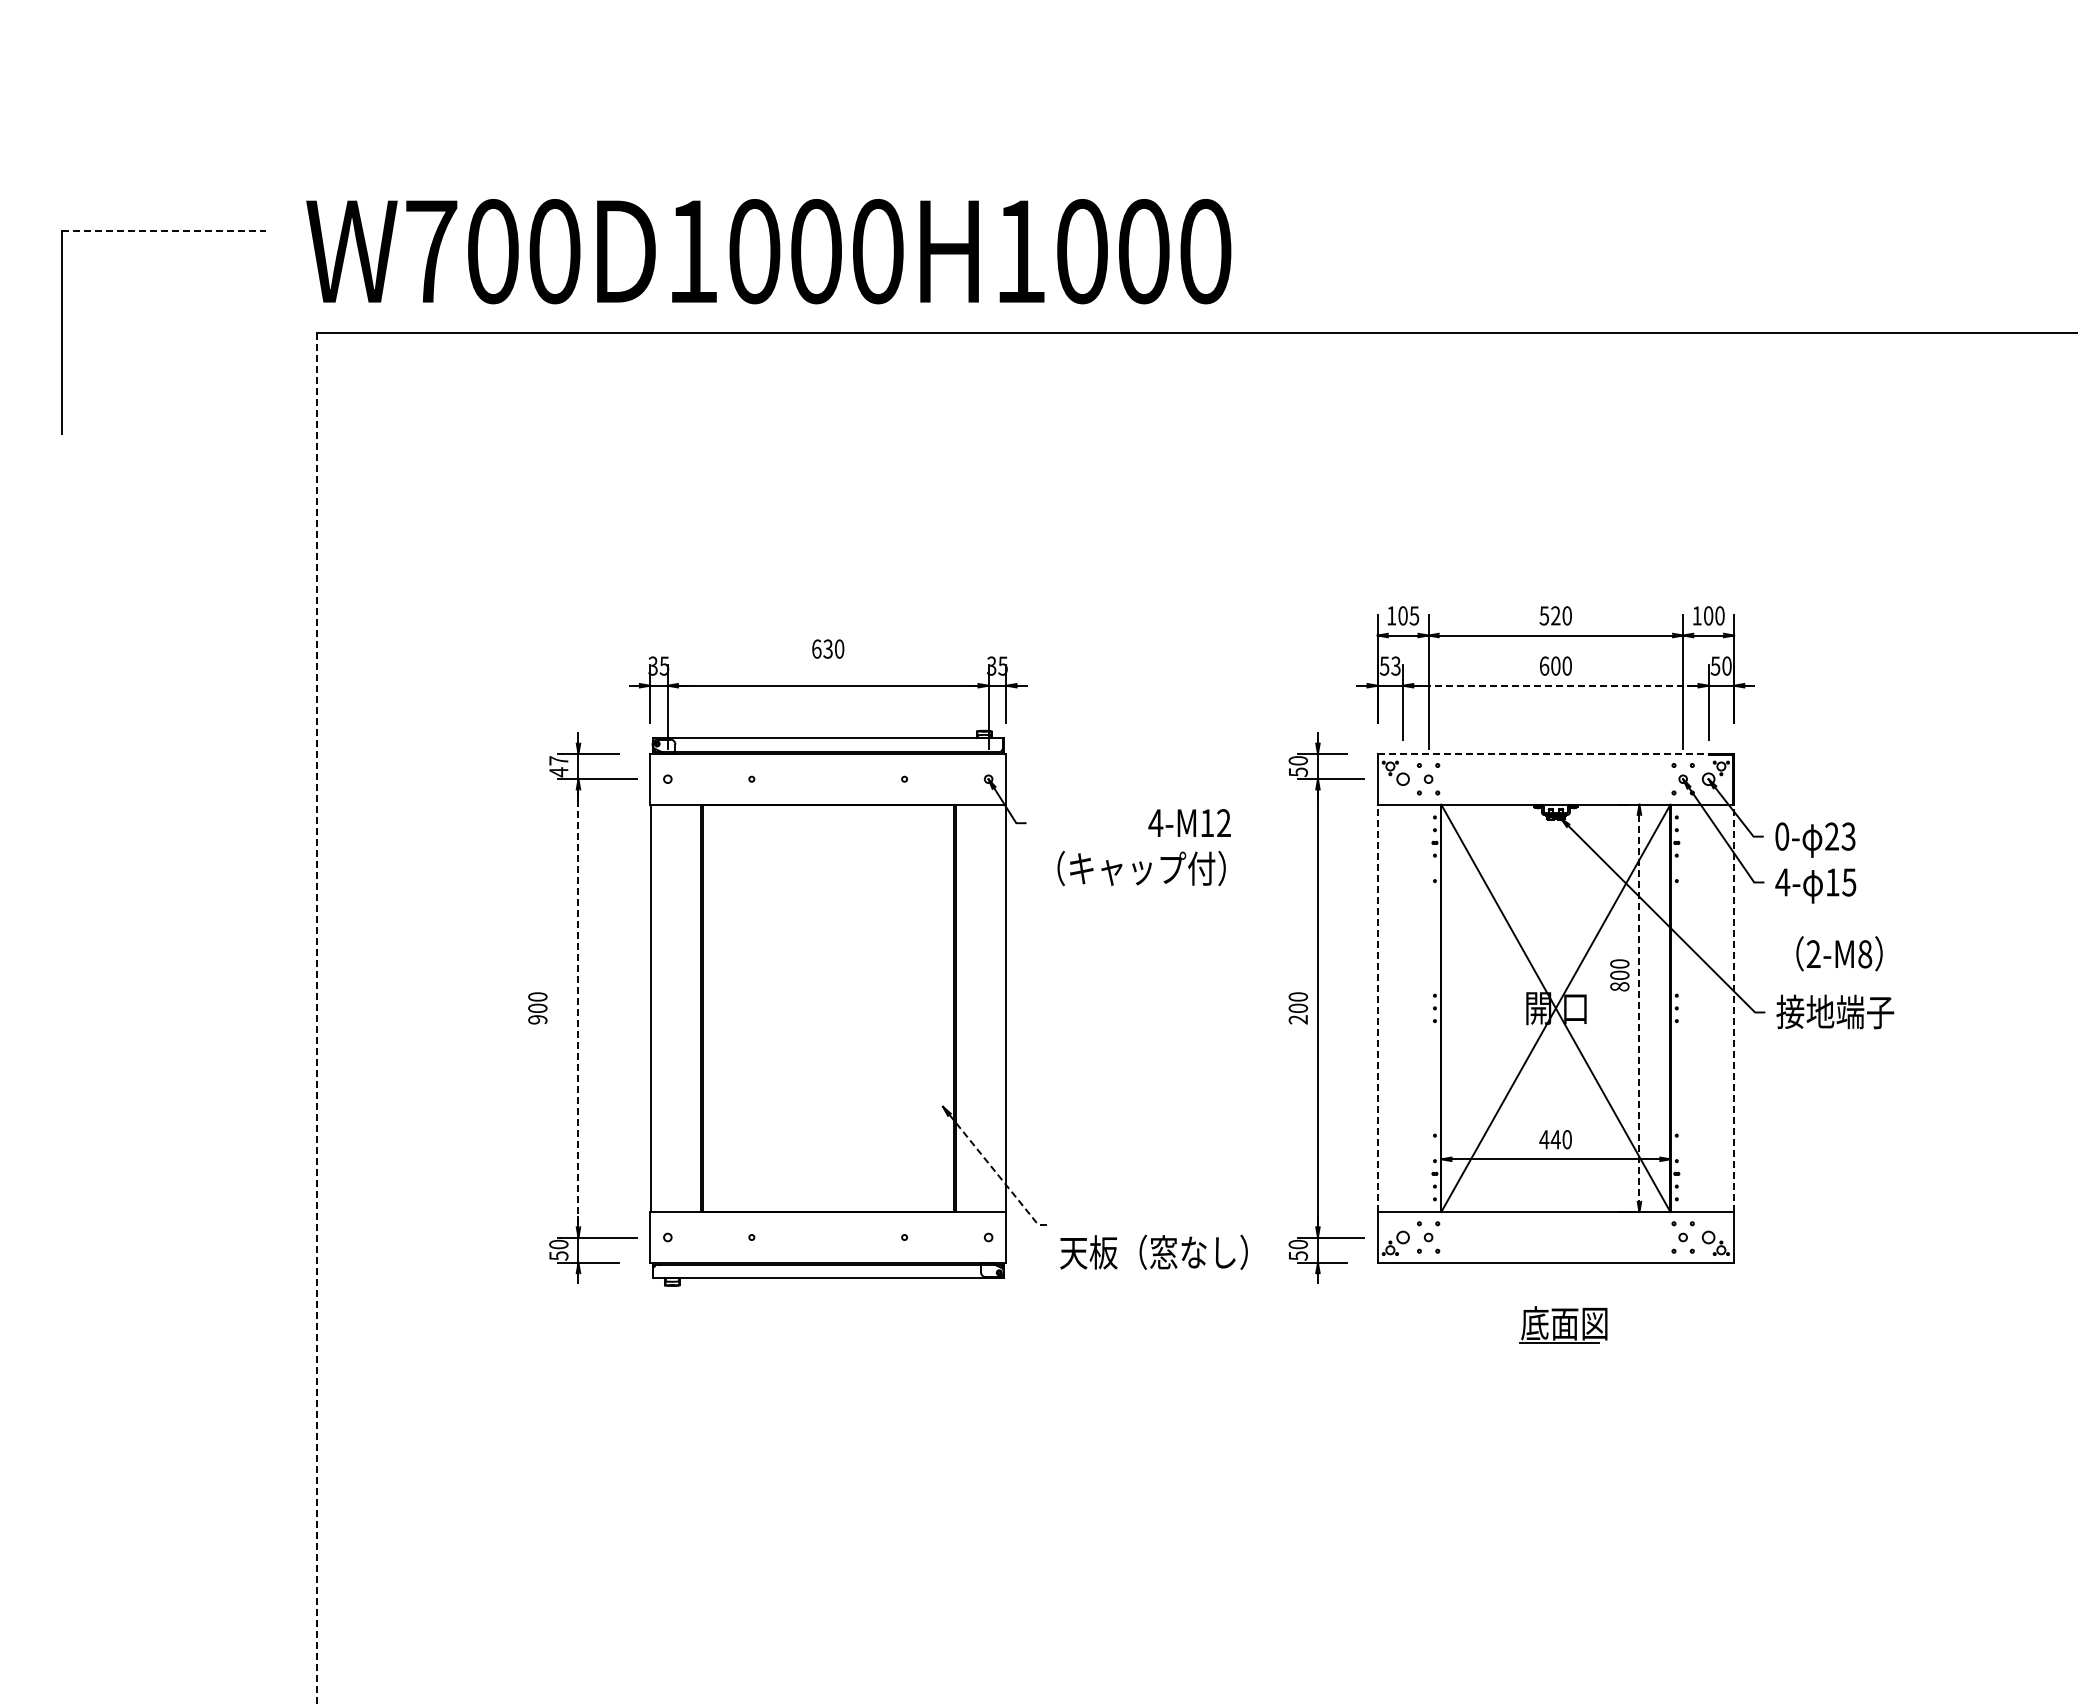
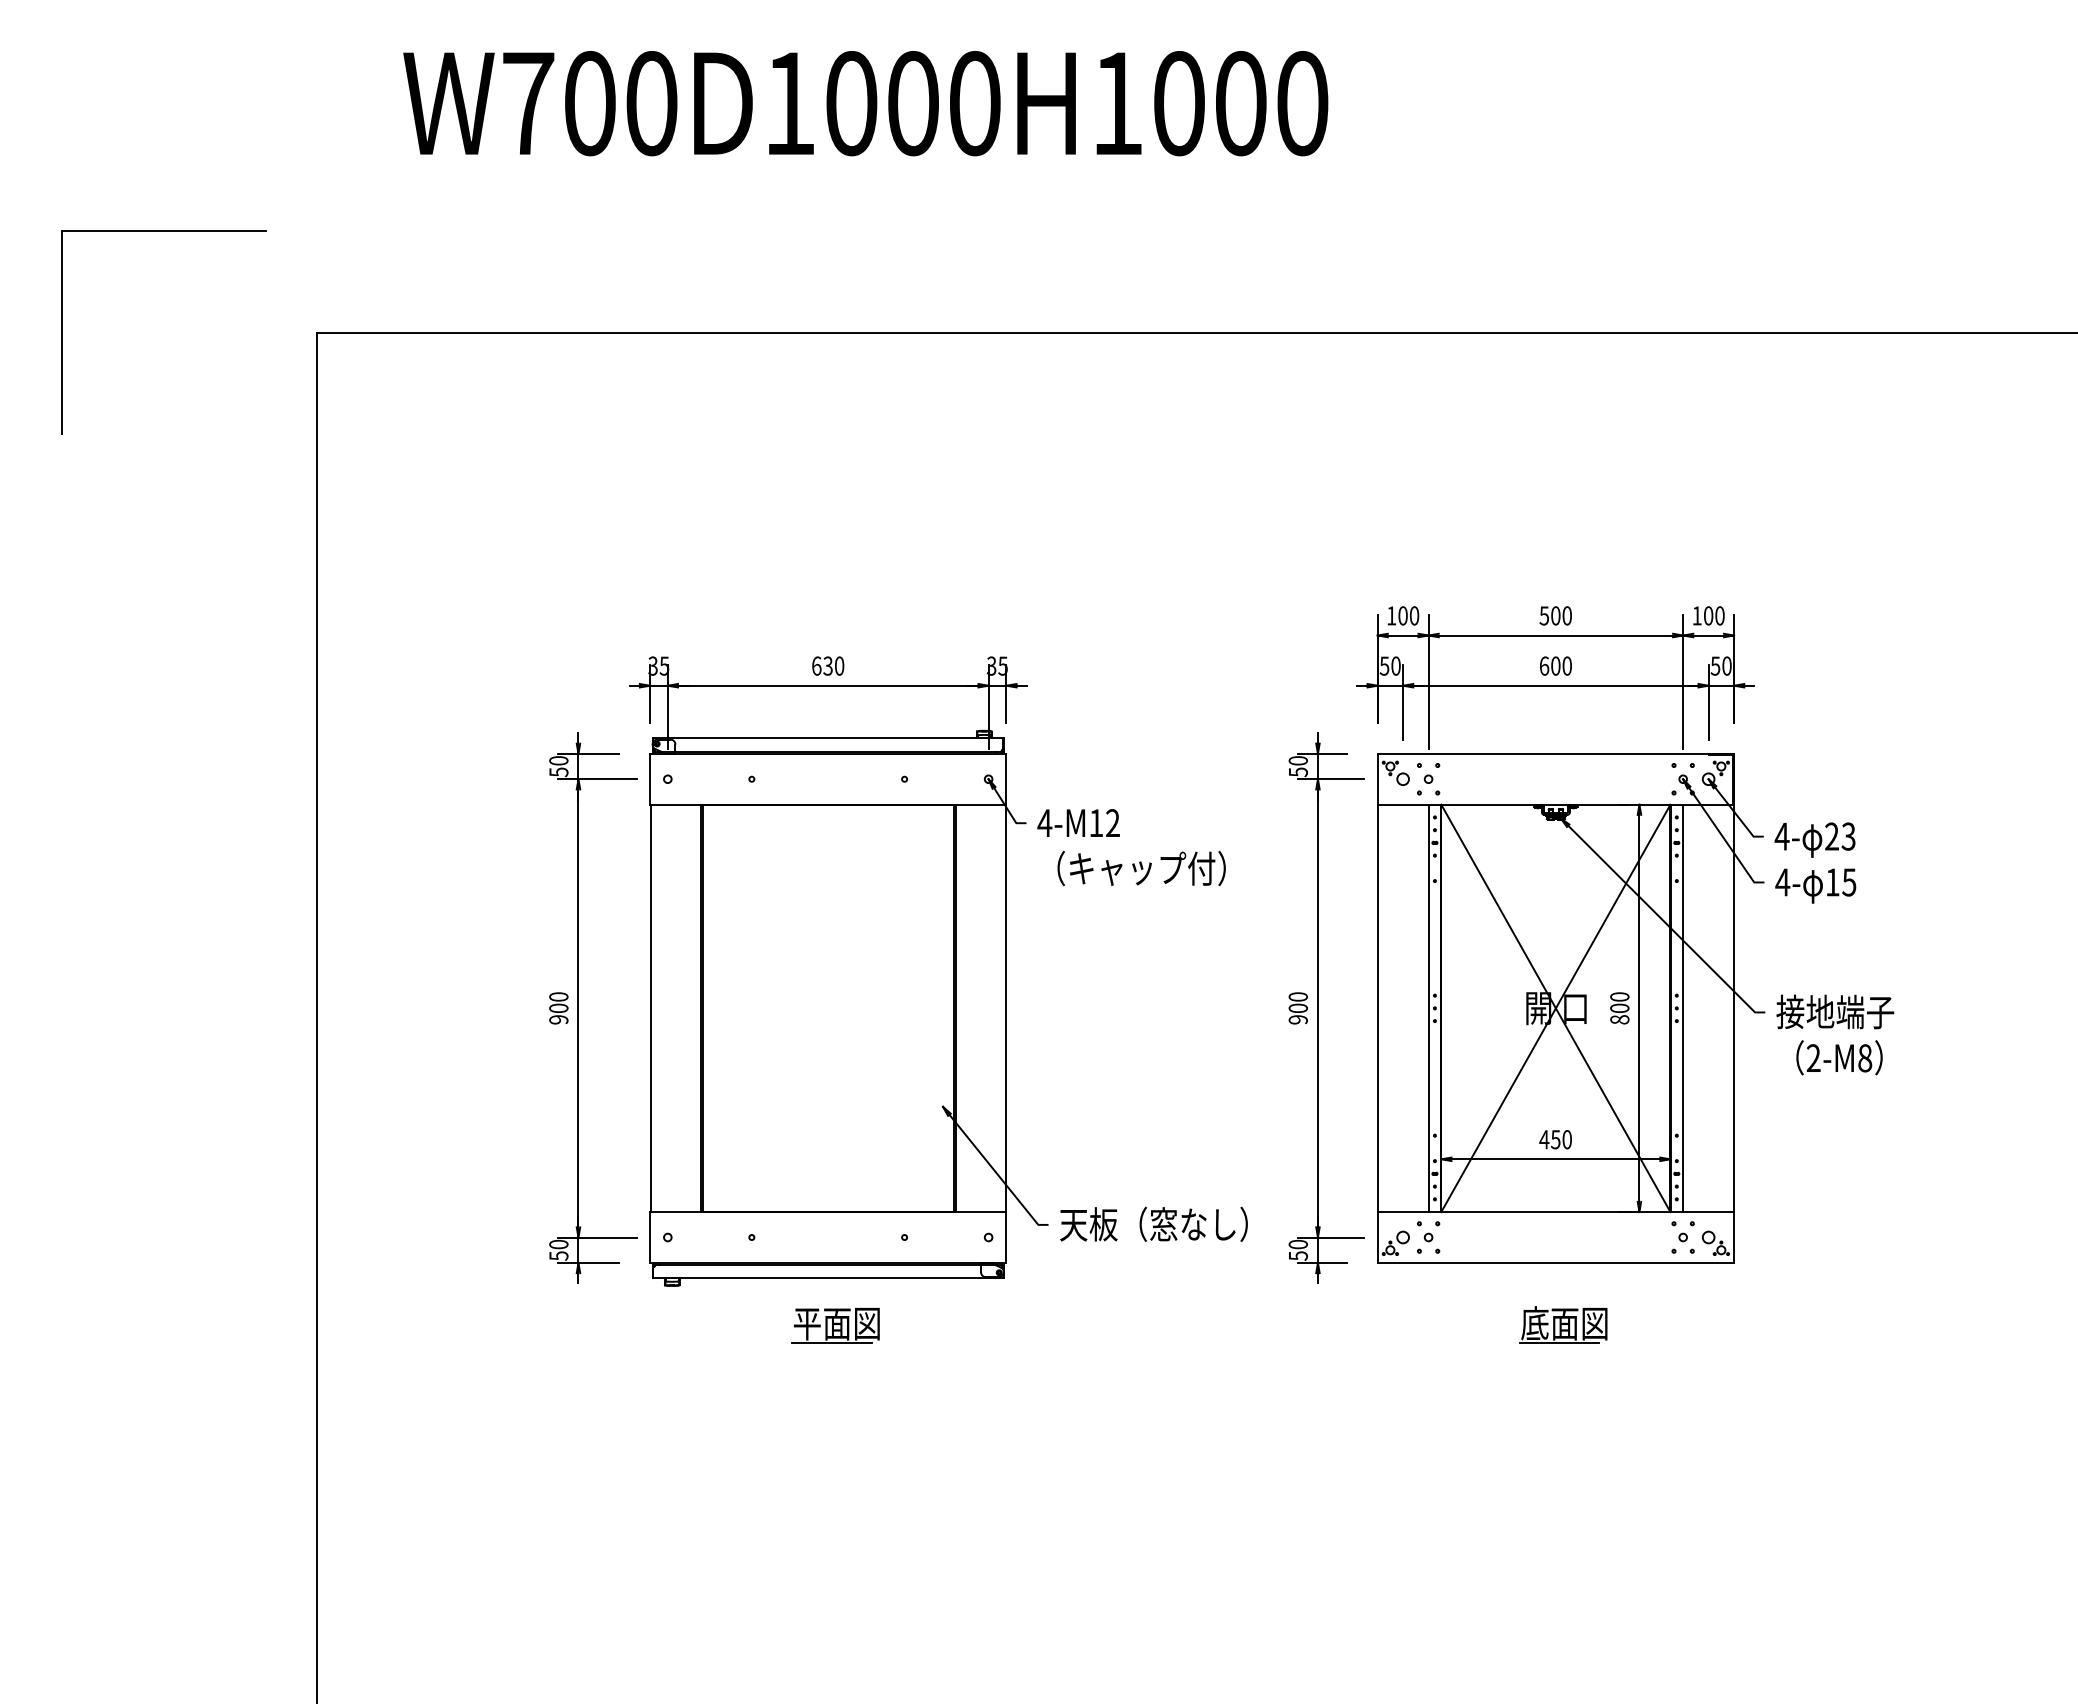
line: dashed -> solid (164, 230)
text position: (768, 251) -> (865, 103) (865, 103)
text: 105 -> 100 (1414, 615)
text: 520 -> 500 (1555, 615)
text position: (828, 648) -> (828, 665) (828, 665)
text: 53 -> 50 (1395, 665)
line: dashed -> solid (1555, 685)
line: dashed -> solid (1556, 753)
text: 47 -> 50 (558, 766)
text position: (1189, 822) -> (1078, 822) (1078, 822)
text: 0- -> 4- (1781, 836)
text position: (1839, 953) -> (1839, 1057) (1839, 1057)
text position: (1619, 975) -> (1619, 1008) (1619, 1008)
text position: (537, 1008) -> (558, 1008) (558, 1008)
line: dashed -> solid (578, 1008)
line: dashed -> solid (1378, 1008)
line: none -> present (1428, 1008)
line: dashed -> solid (1639, 1008)
line: none -> present (1683, 1008)
line: dashed -> solid (1733, 1008)
line: dashed -> solid (316, 1018)
text: 200 -> 900 (1298, 1019)
text: 440 -> 450 (1555, 1139)
line: dashed -> solid (997, 1174)
text position: (1153, 1251) -> (1153, 1223) (1153, 1223)
part: none -> present (835, 1325)
